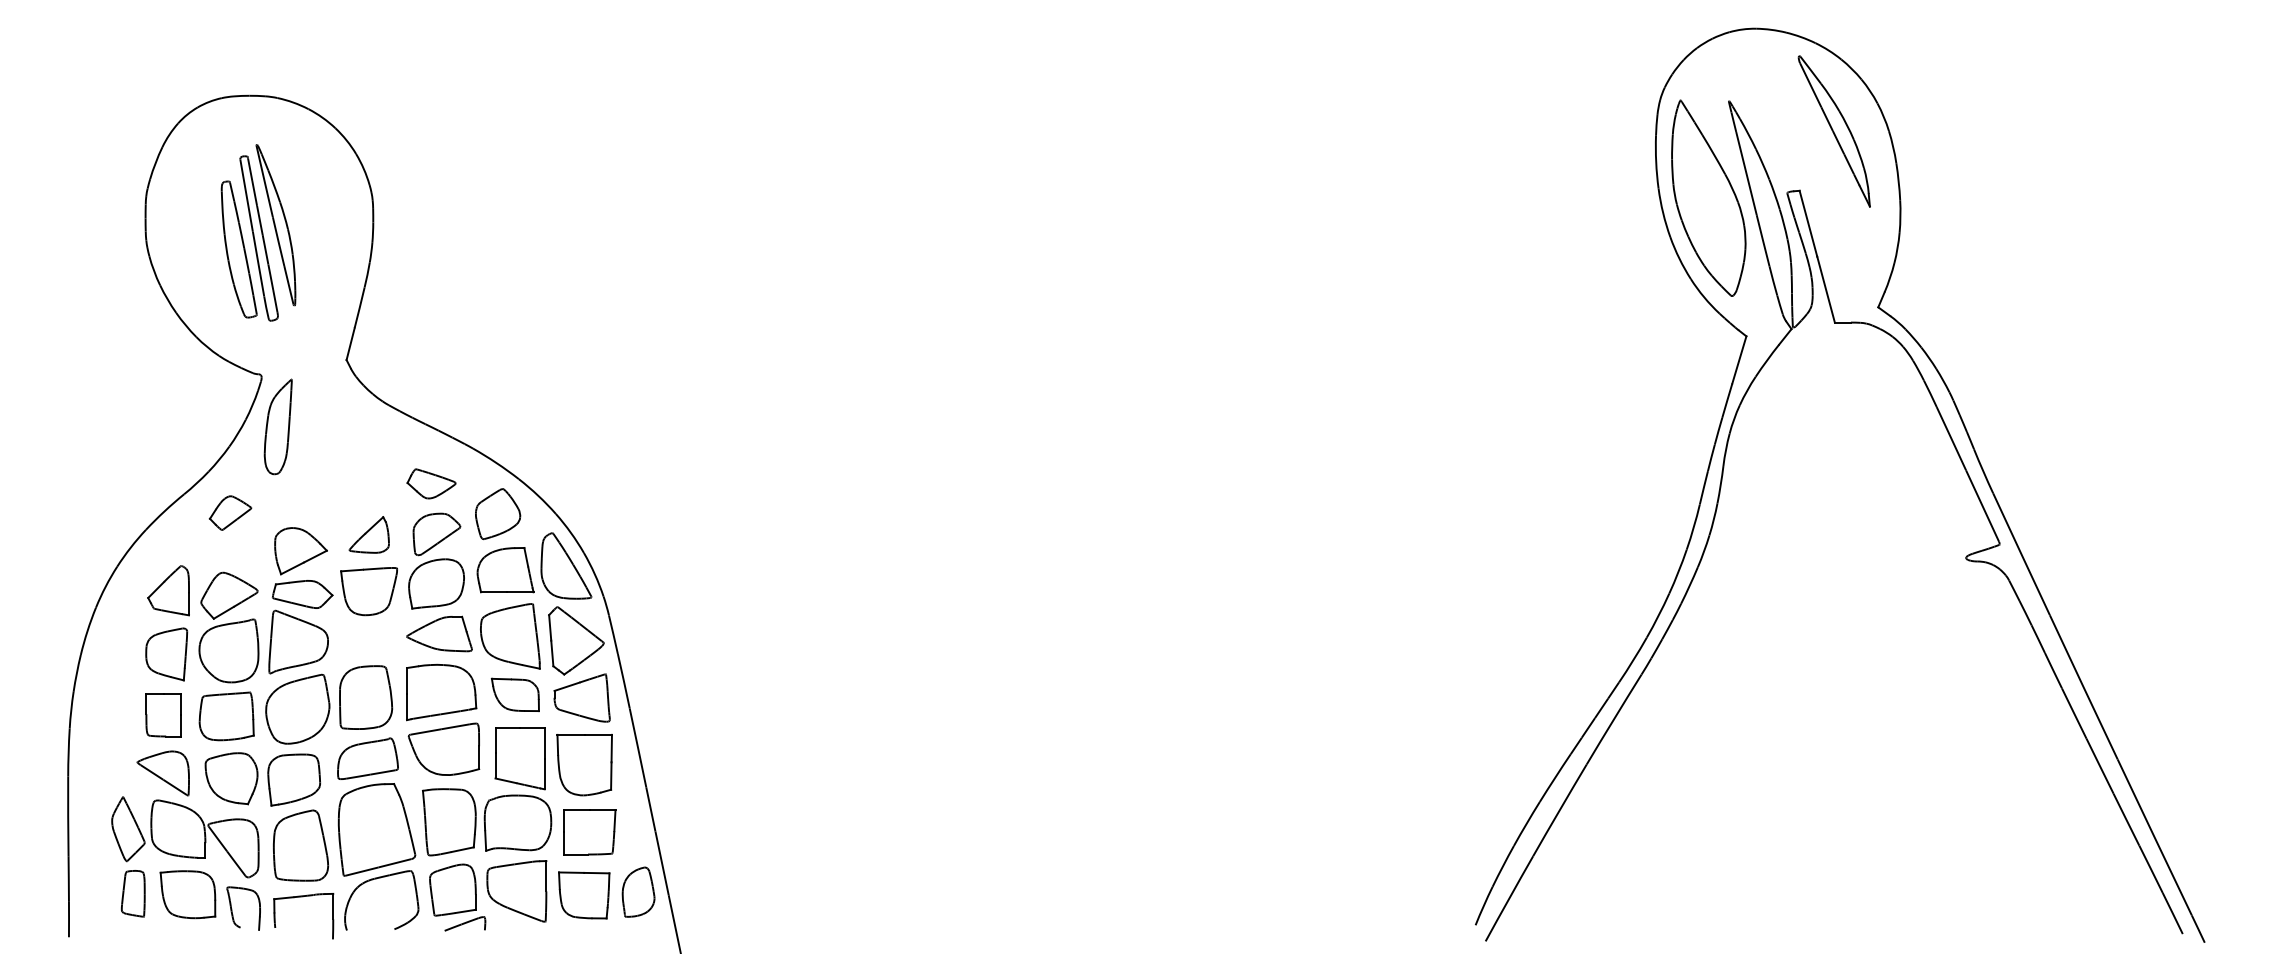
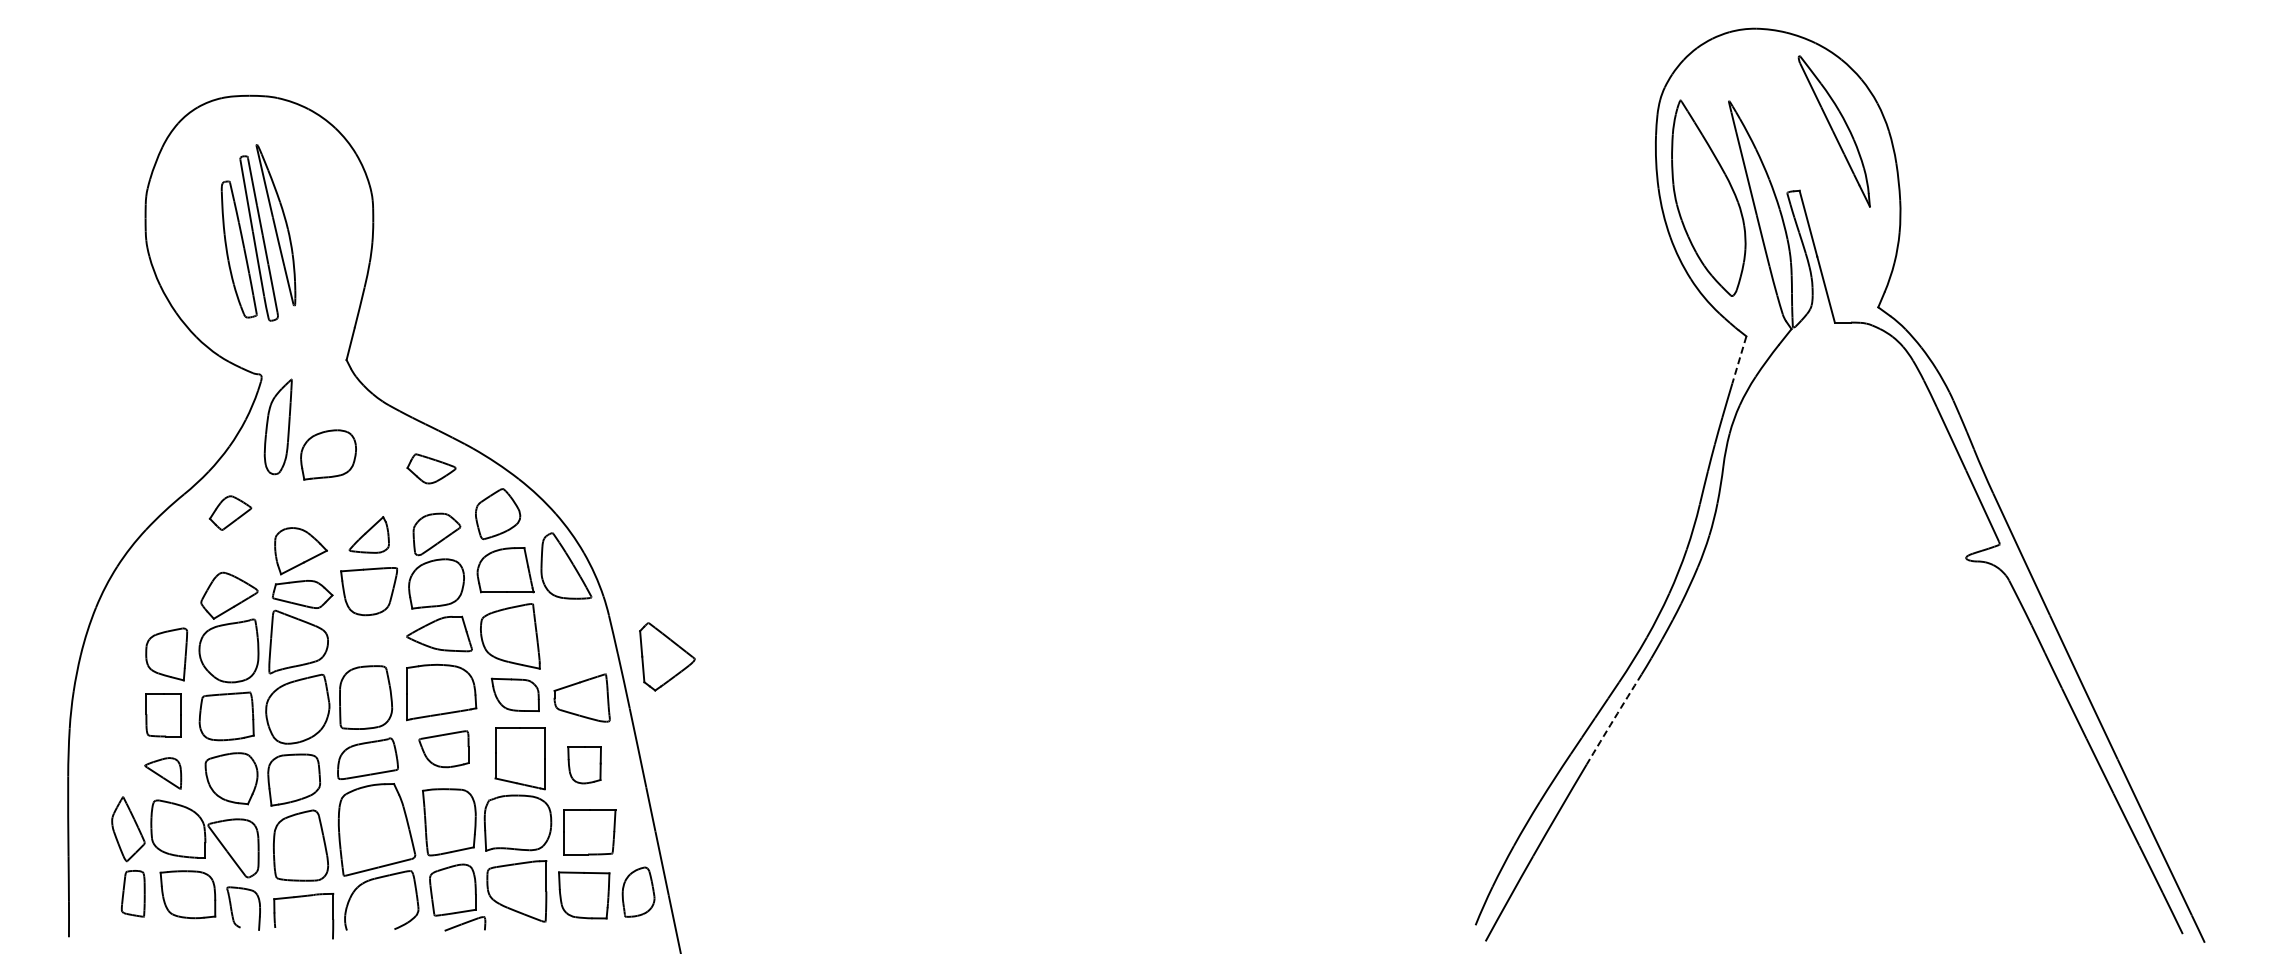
line: solid -> dashed (1739, 359)
part: none -> present (328, 454)
part position: (431, 483) -> (431, 468) (431, 468)
part: present -> none (168, 590)
part position: (576, 640) -> (667, 656) (667, 656)
arc: solid -> dashed (1613, 719)
part size: 74x54 px -> 52x39 px (443, 749)
part size: 57x63 px -> 35x39 px (584, 765)
part size: 54x47 px -> 39x33 px (163, 773)
